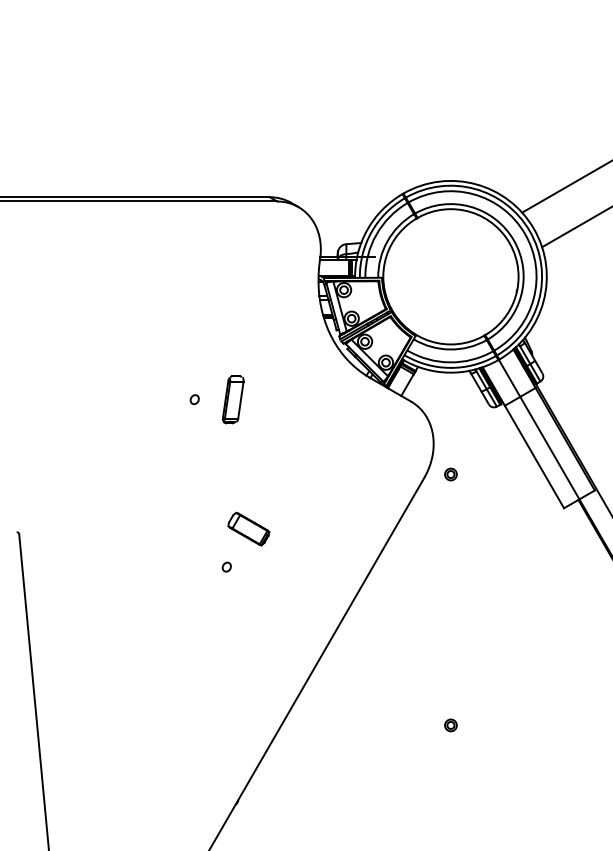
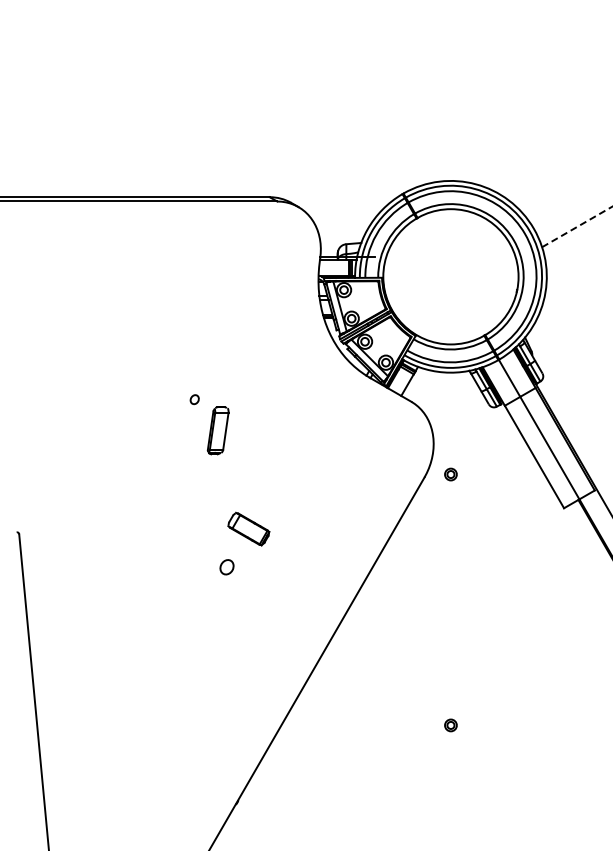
line: present -> none (565, 187)
line: solid -> dashed (577, 226)
part position: (232, 399) -> (217, 430) (217, 430)
part size: 11x12 px -> 16x17 px (226, 567)
